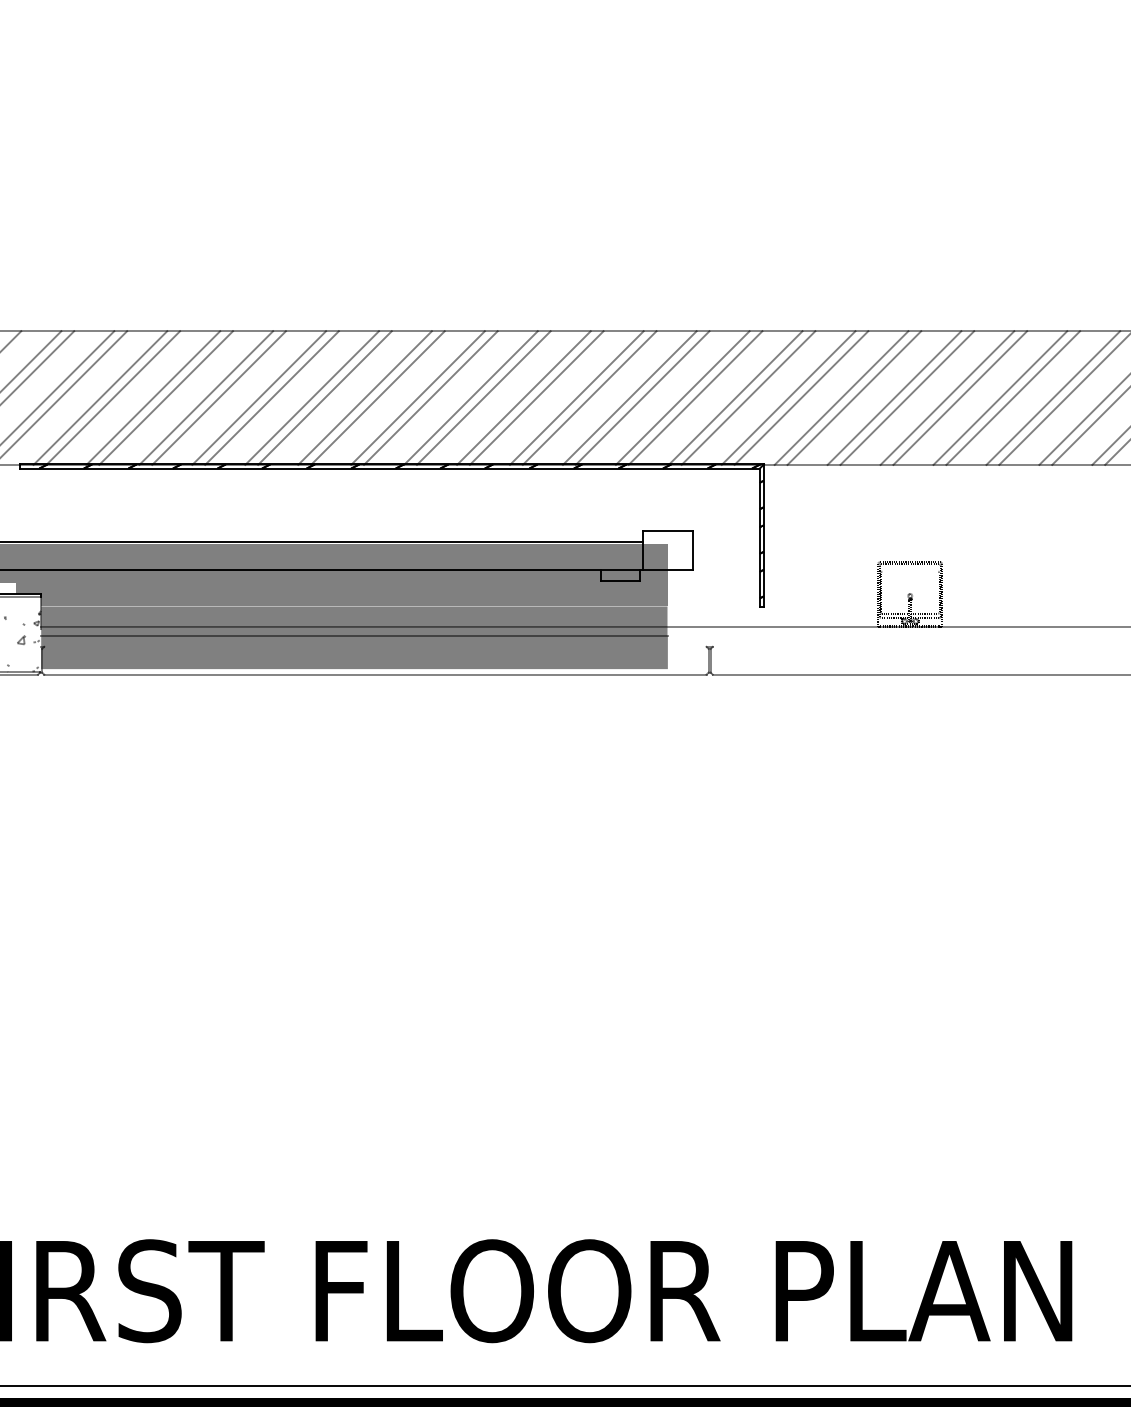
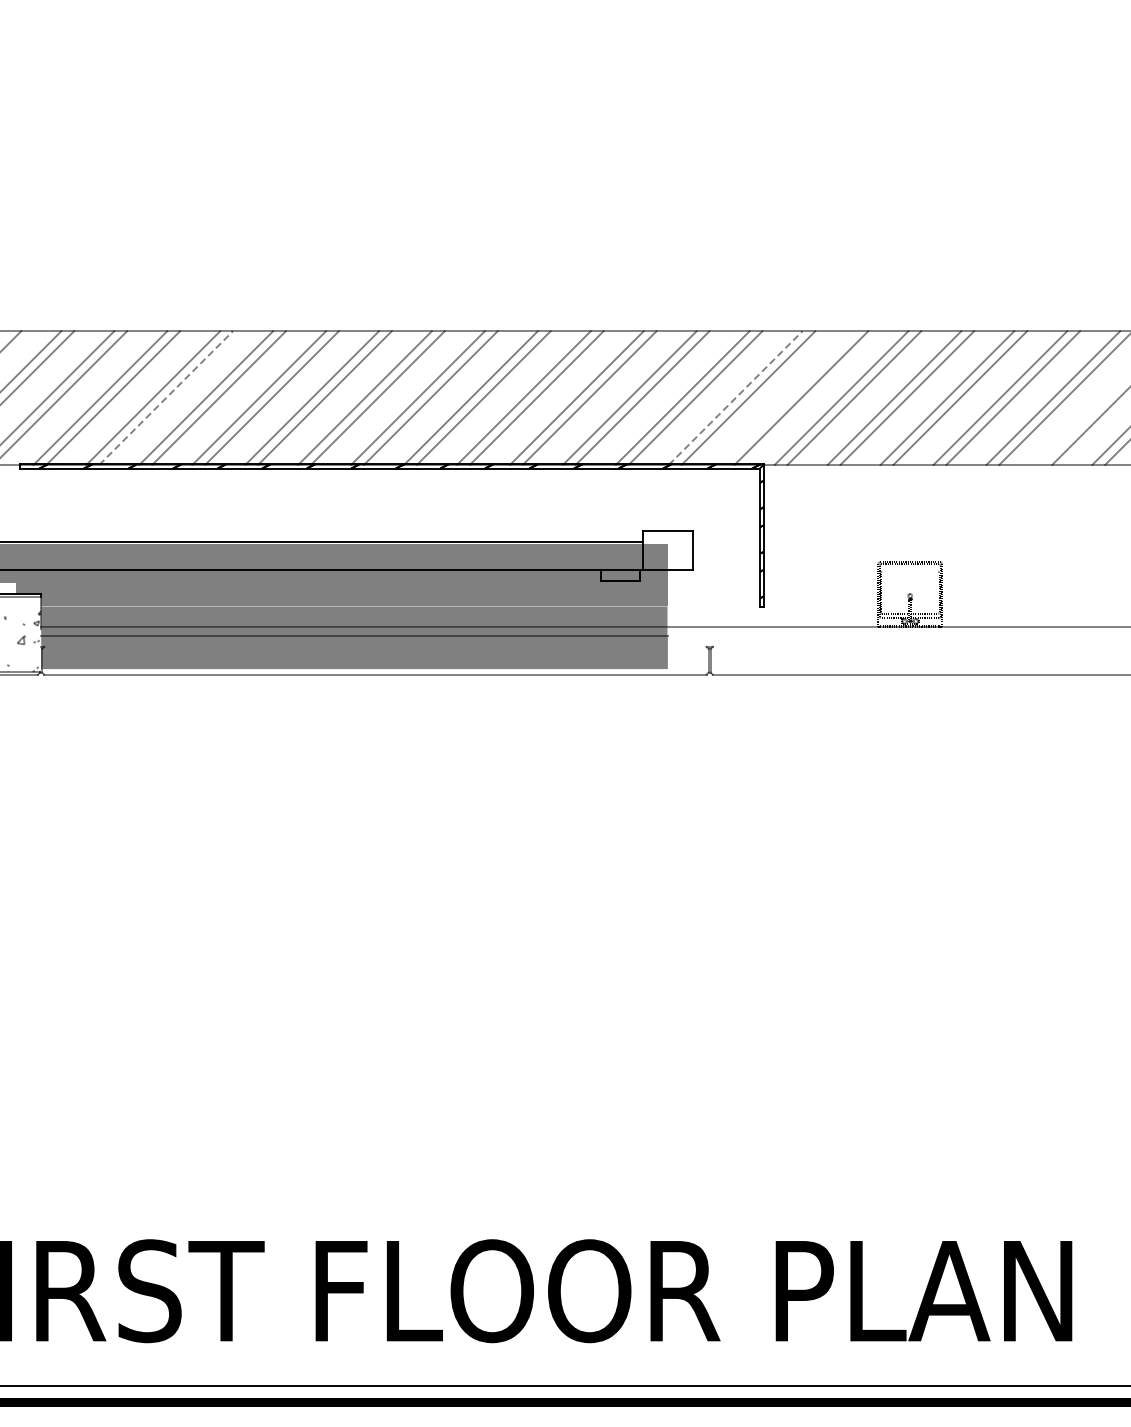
line: present -> none (788, 397)
line: solid -> dashed (166, 398)
line: solid -> dashed (735, 398)
line: present -> none (1083, 420)
